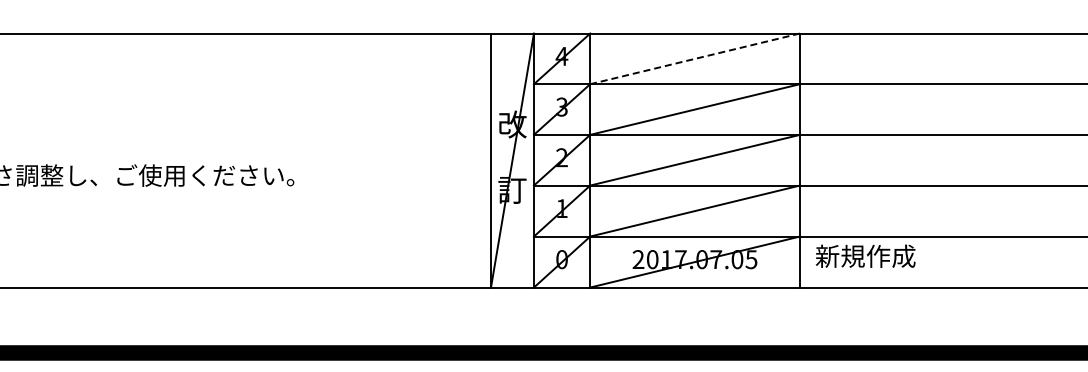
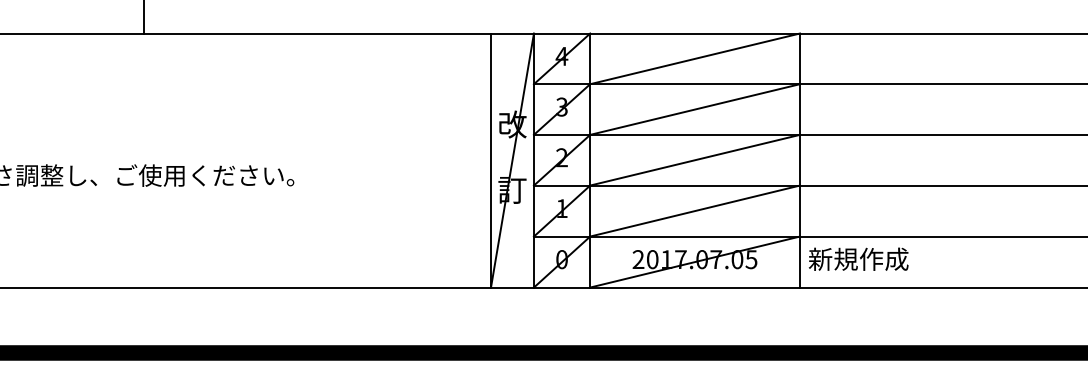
line: none -> present (144, 17)
line: dashed -> solid (695, 58)
text position: (865, 255) -> (858, 258) (858, 258)
